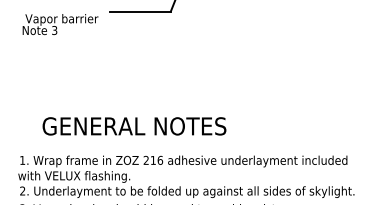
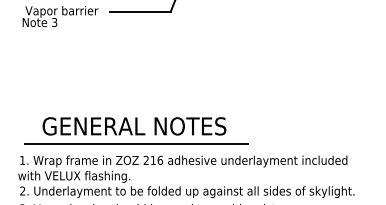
text position: (60, 24) -> (60, 16) (60, 16)
line: none -> present (135, 143)
